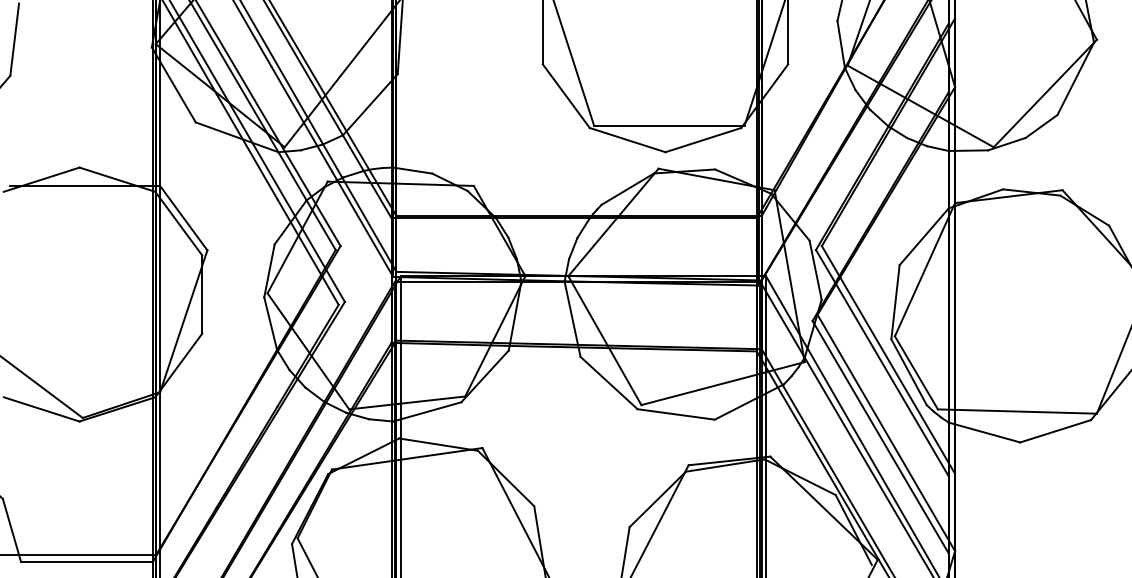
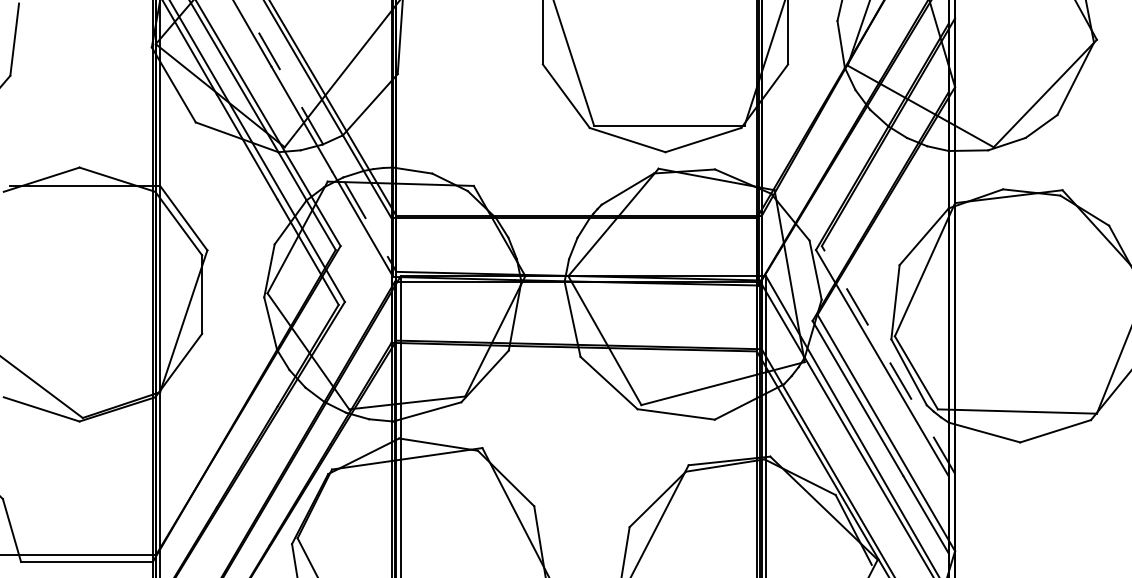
line: solid -> dashed (318, 136)
line: solid -> dashed (888, 359)
